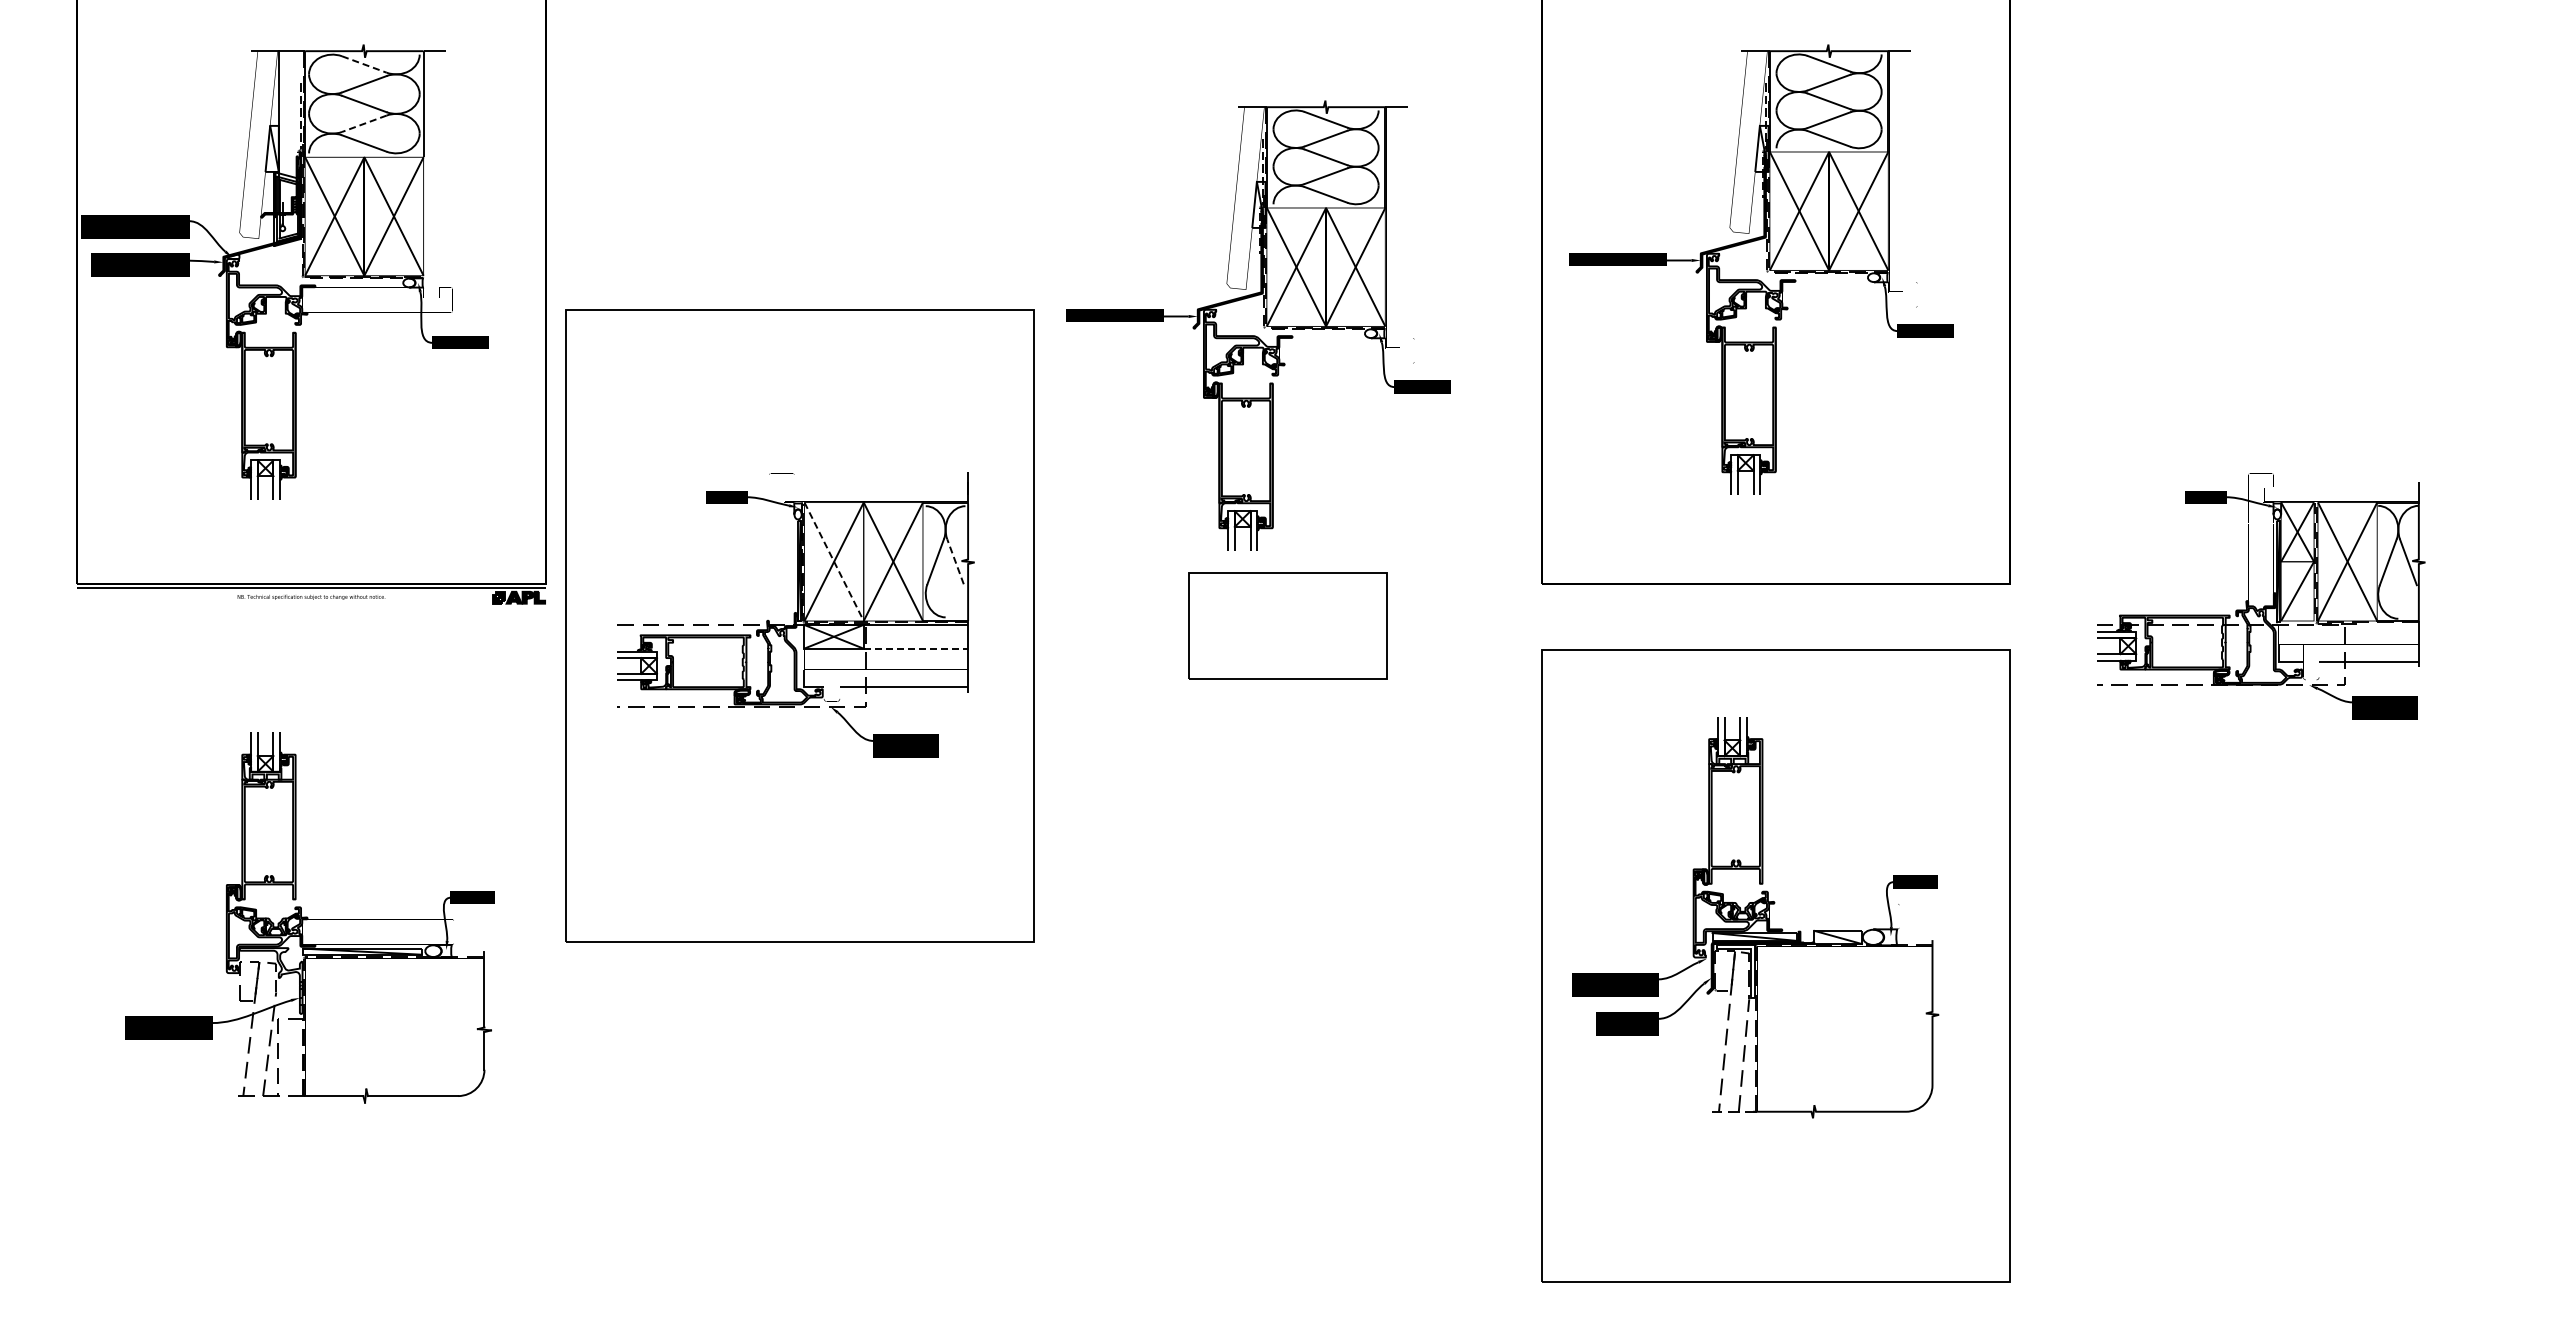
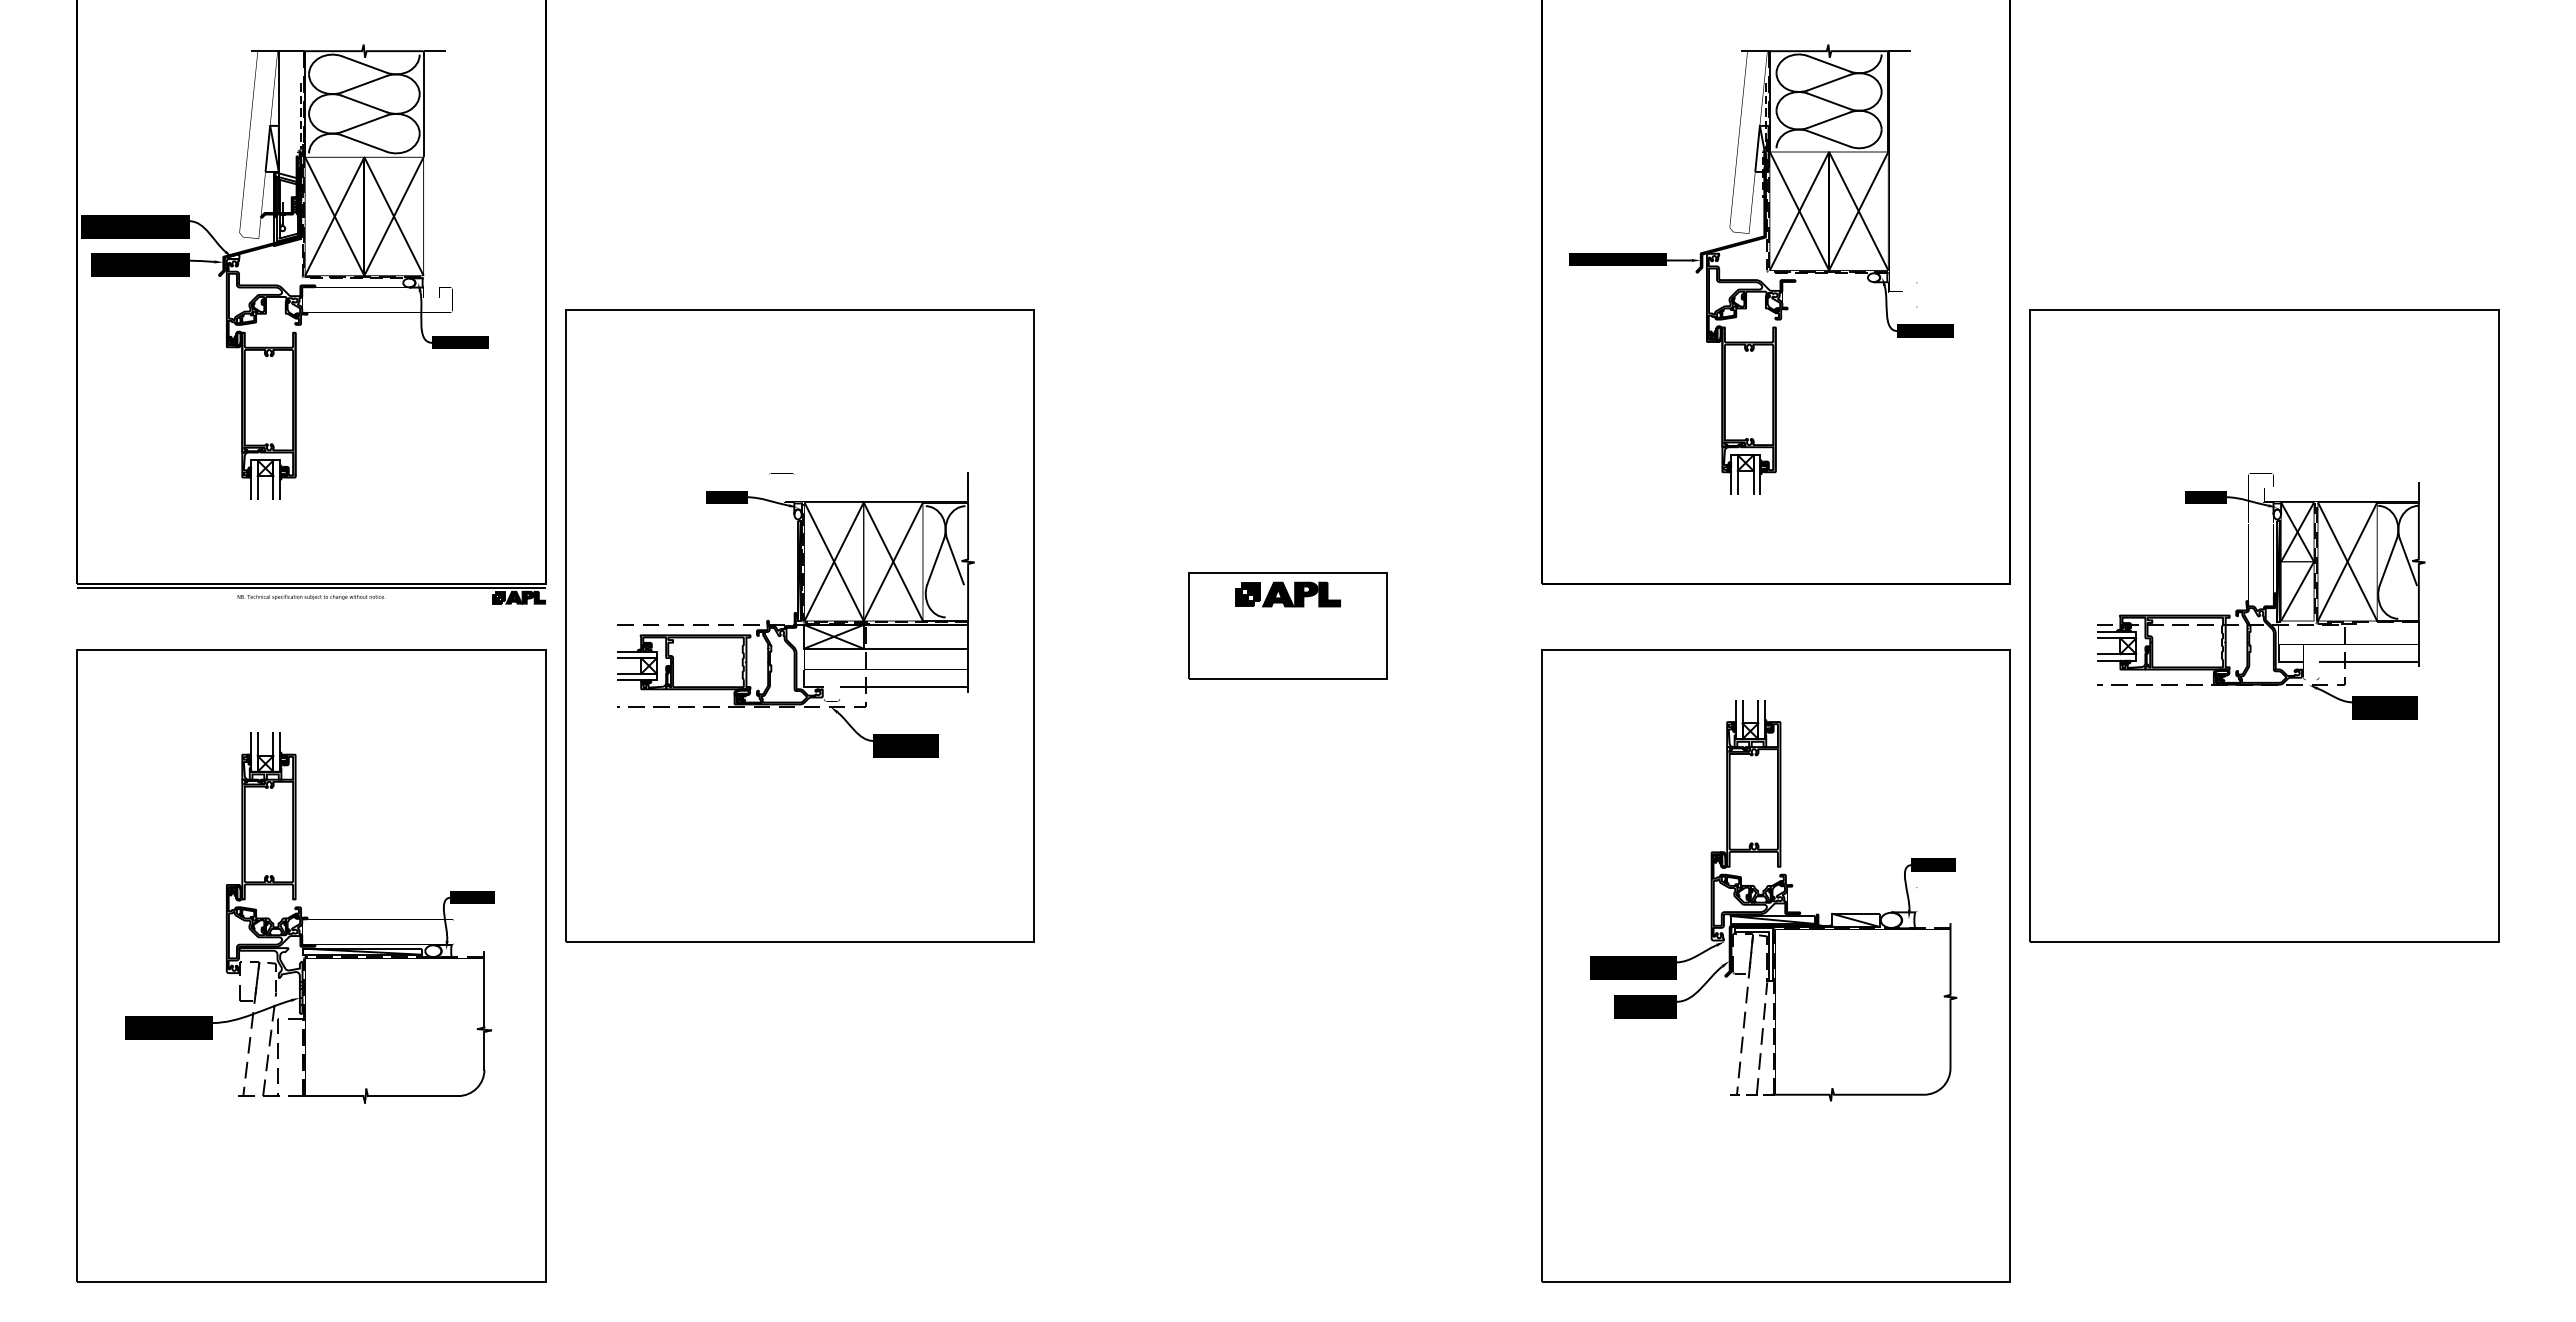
line: dashed -> solid (364, 64)
line: dashed -> solid (364, 123)
part: present -> none (1258, 325)
line: dashed -> solid (955, 561)
line: dashed -> solid (834, 562)
part: none -> present (1287, 594)
part: none -> present (2264, 625)
line: dashed -> solid (916, 648)
part position: (1755, 917) -> (1773, 900) (1773, 900)
part: none -> present (311, 965)
